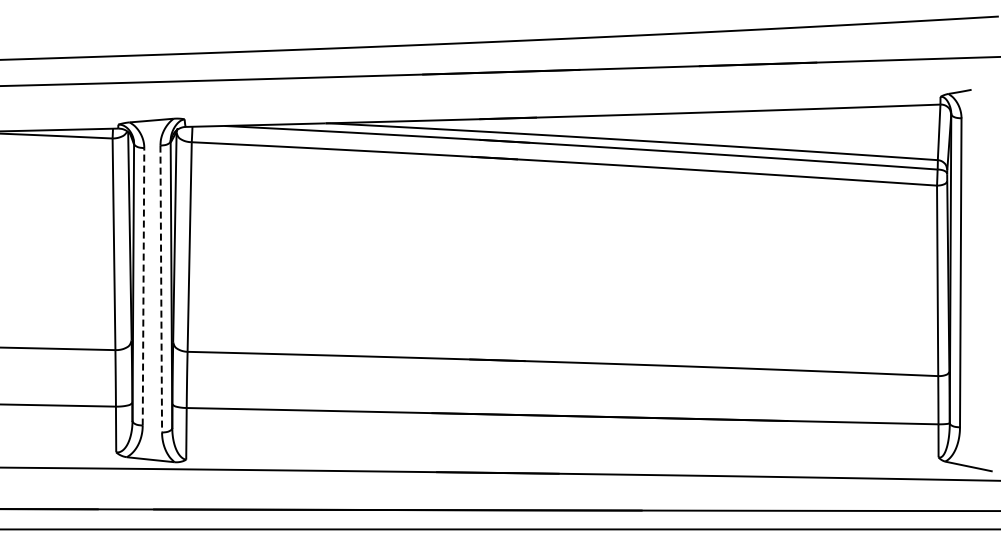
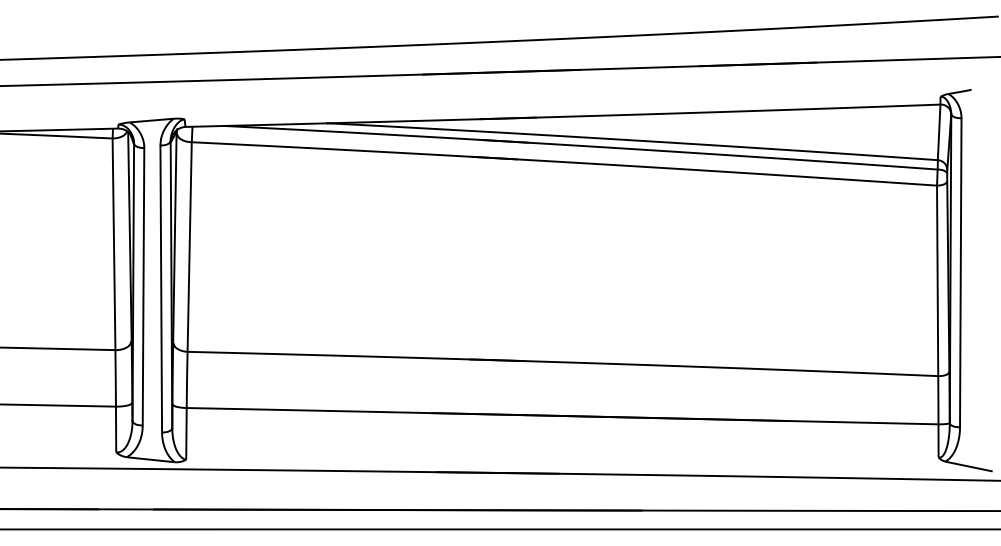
line: dashed -> solid (143, 286)
line: dashed -> solid (161, 289)
